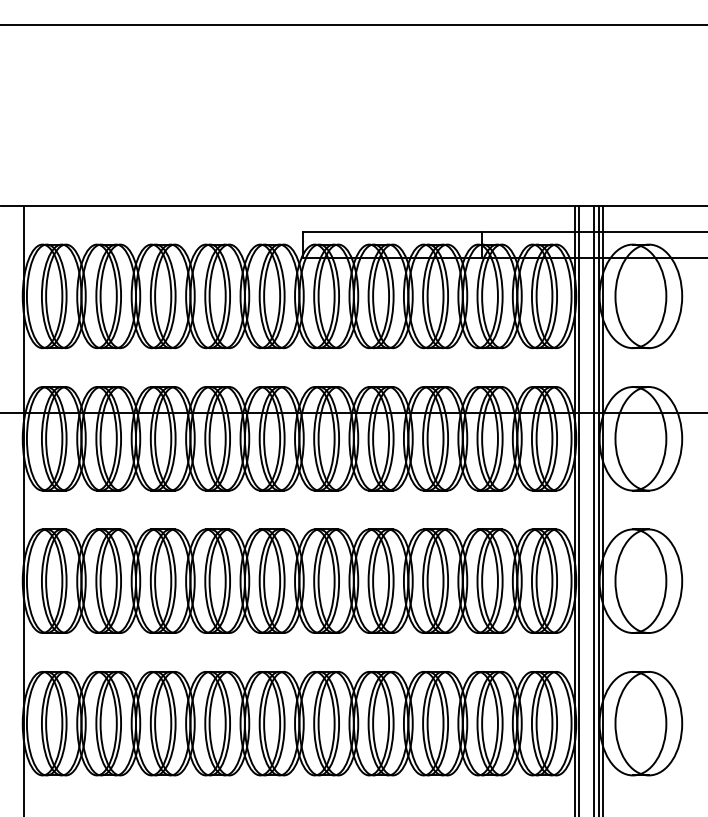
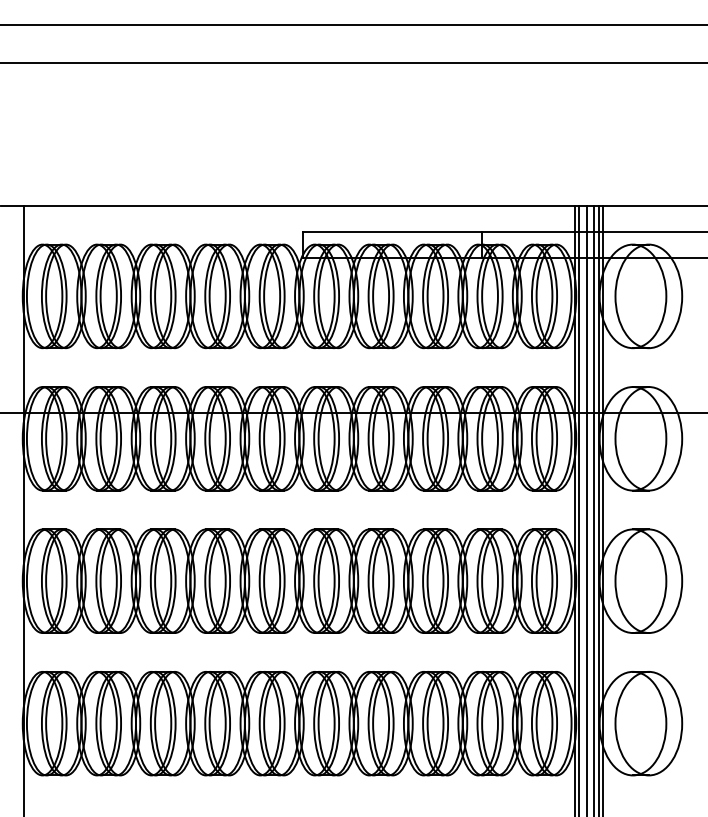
line: none -> present (353, 63)
line: none -> present (587, 509)
